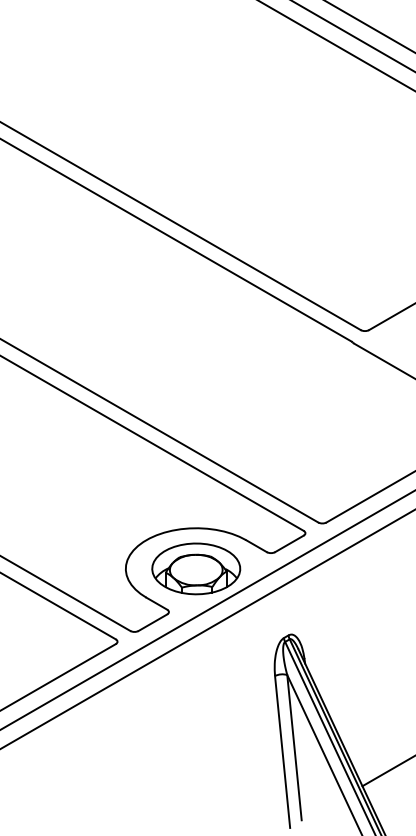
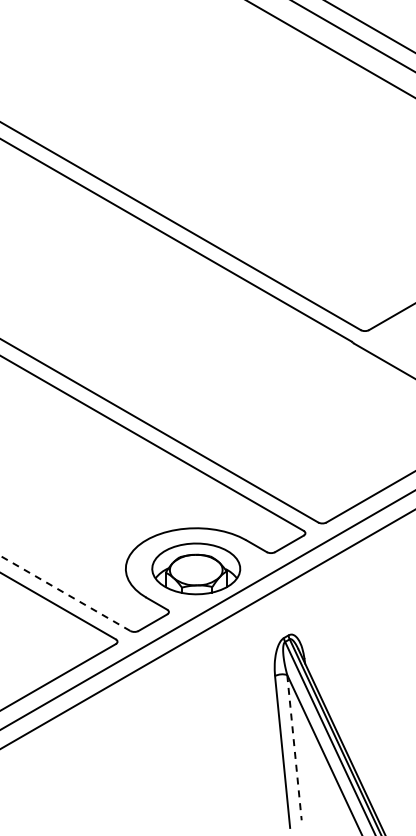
line position: (336, 45) -> (330, 49) (330, 49)
line: solid -> dashed (65, 593)
line: solid -> dashed (294, 747)
line: present -> none (387, 771)
